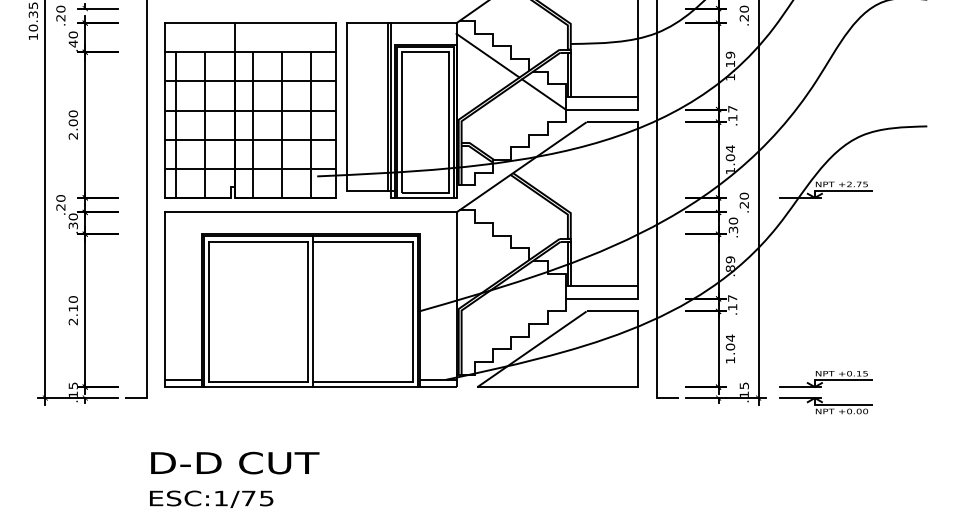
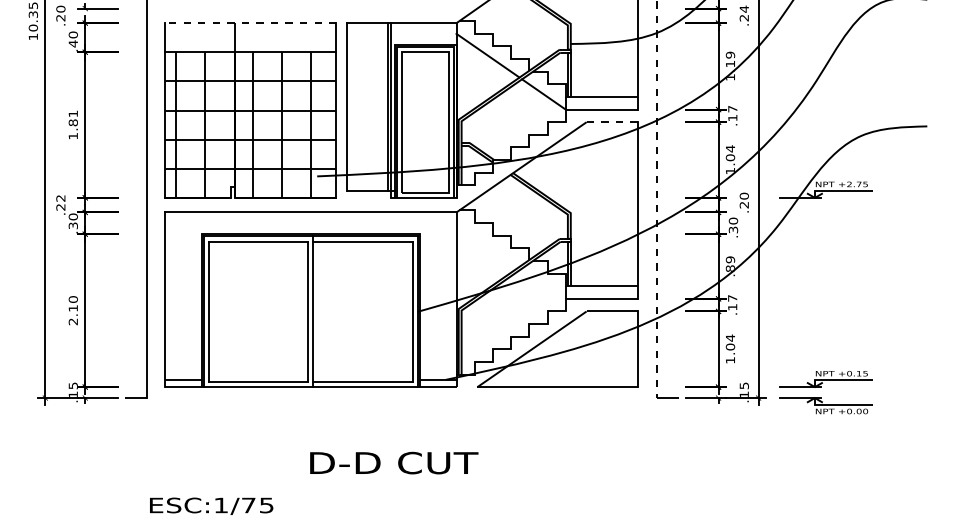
text: .20 -> .24 (743, 8)
line: solid -> dashed (250, 23)
line: solid -> dashed (612, 122)
text: 2.00 -> 1.81 (72, 124)
text: .20 -> .22 (60, 198)
line: solid -> dashed (656, 199)
text position: (235, 462) -> (394, 462) (394, 462)
text position: (211, 498) -> (211, 505) (211, 505)
